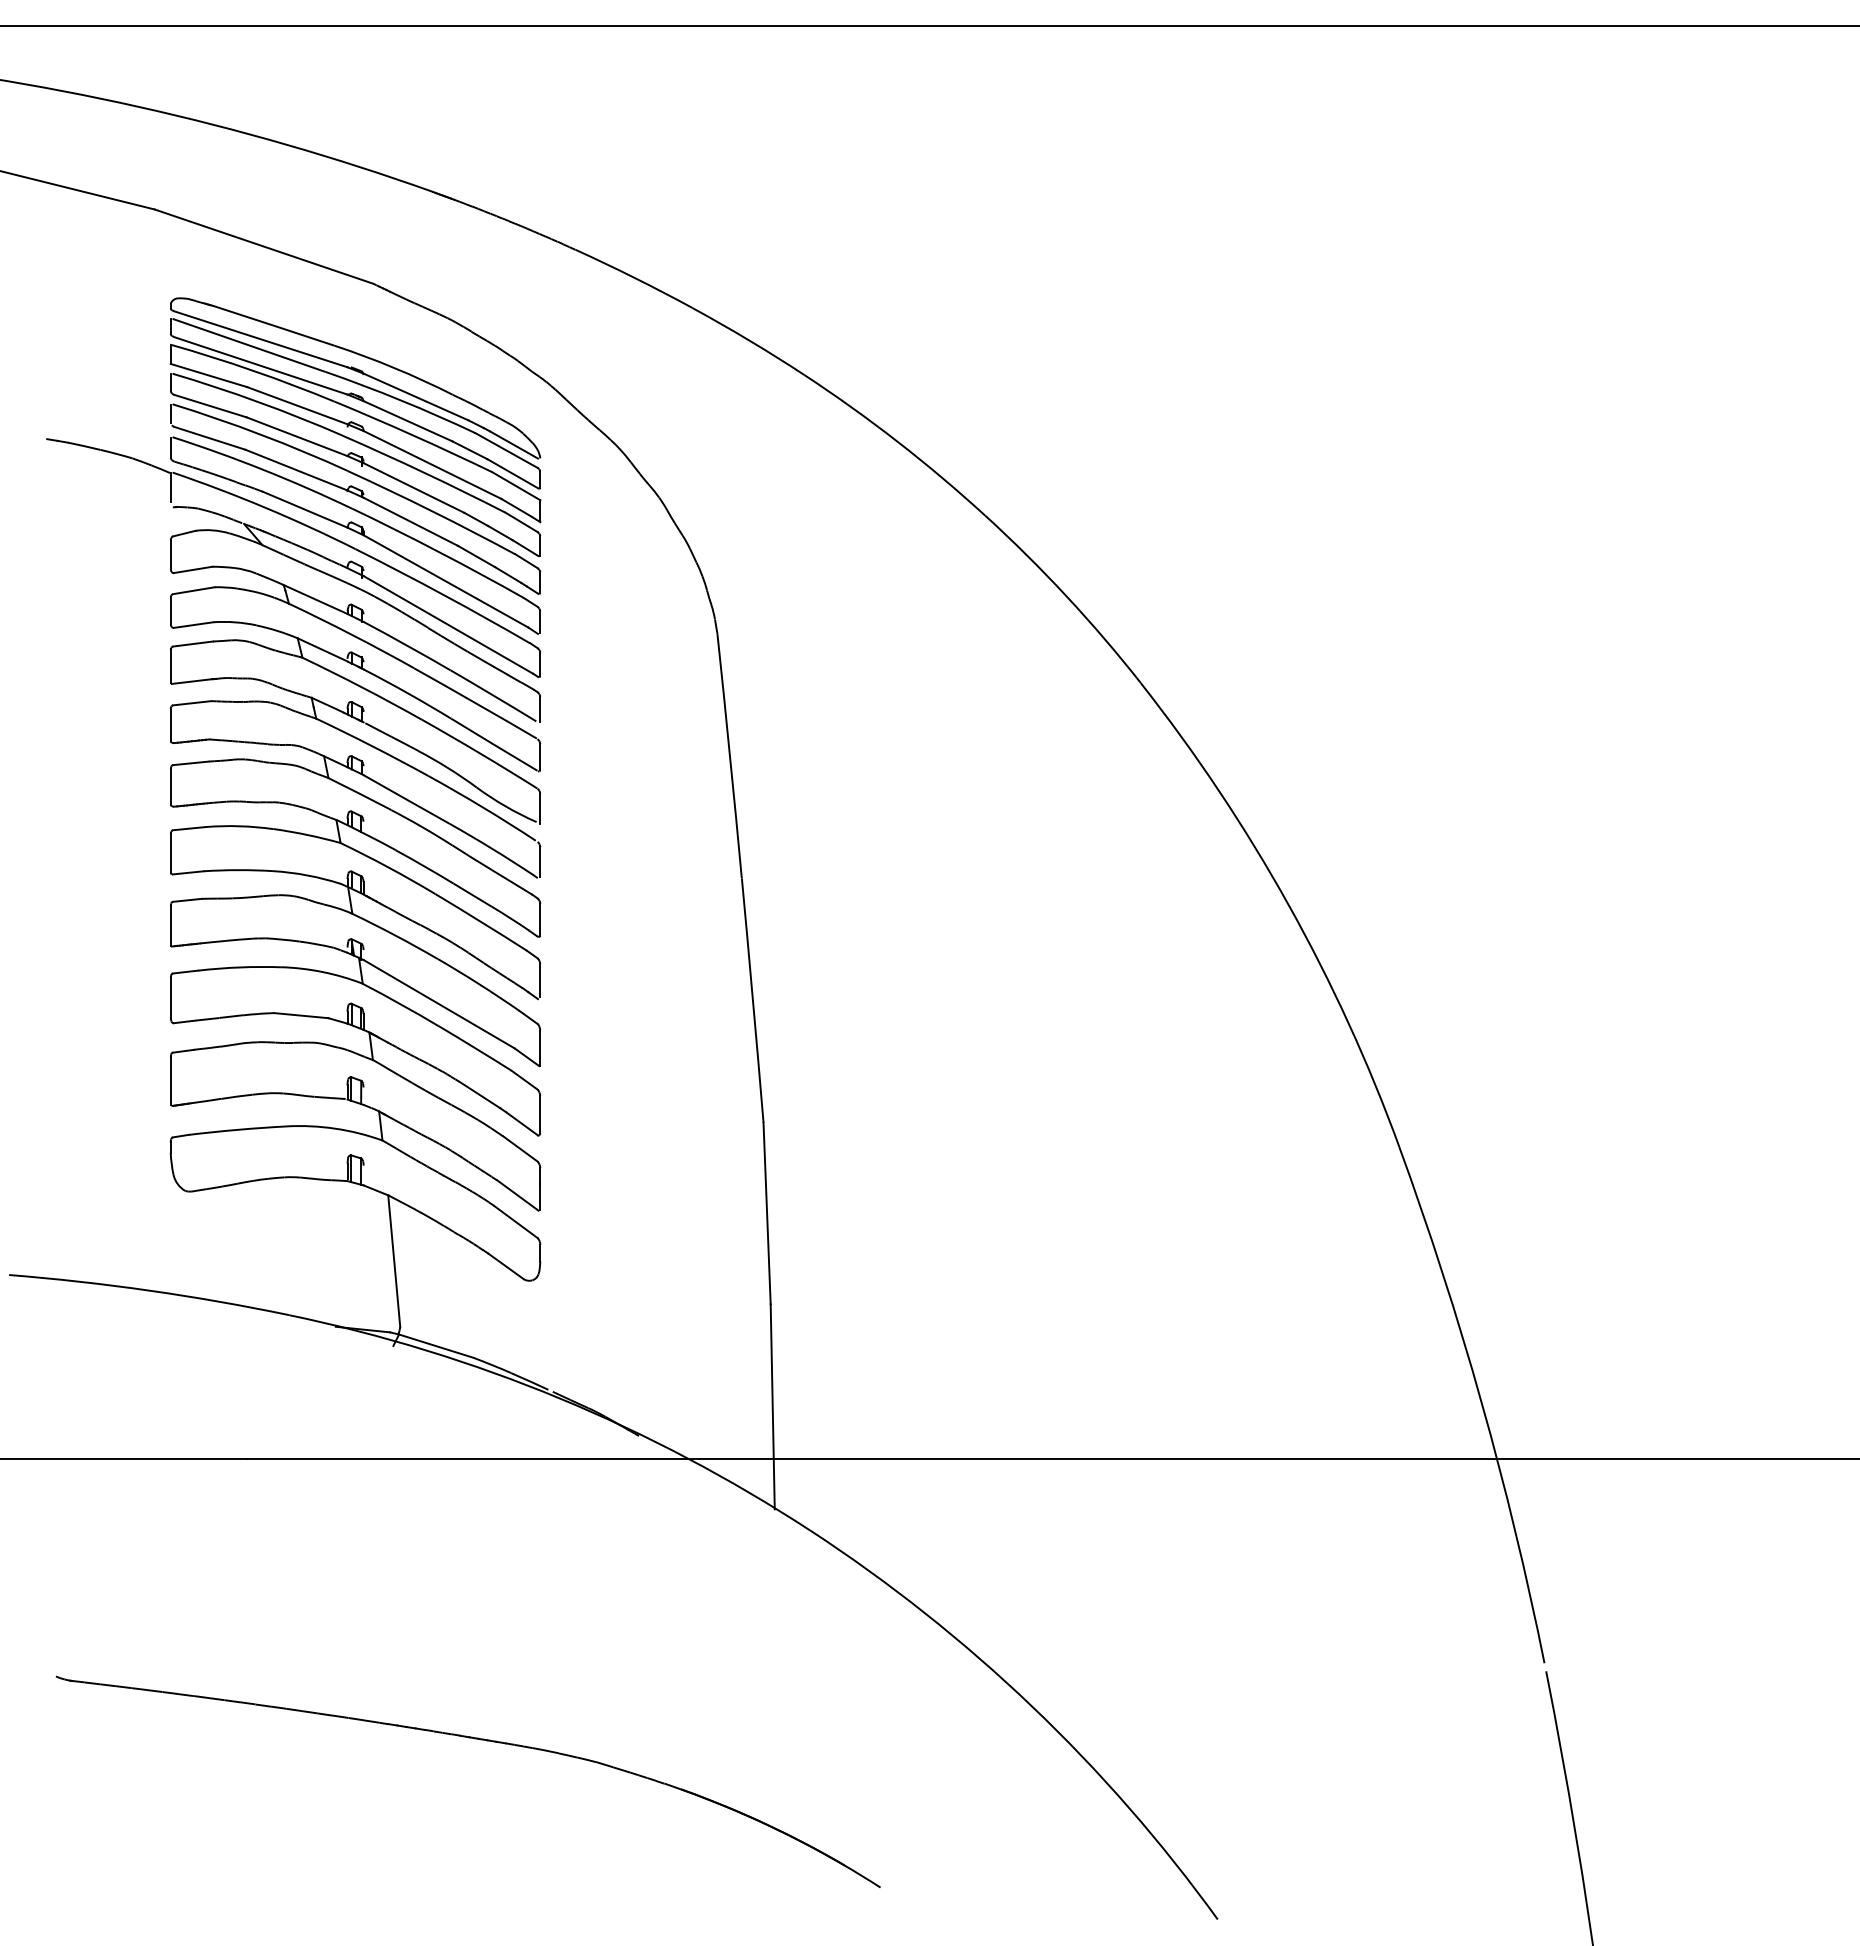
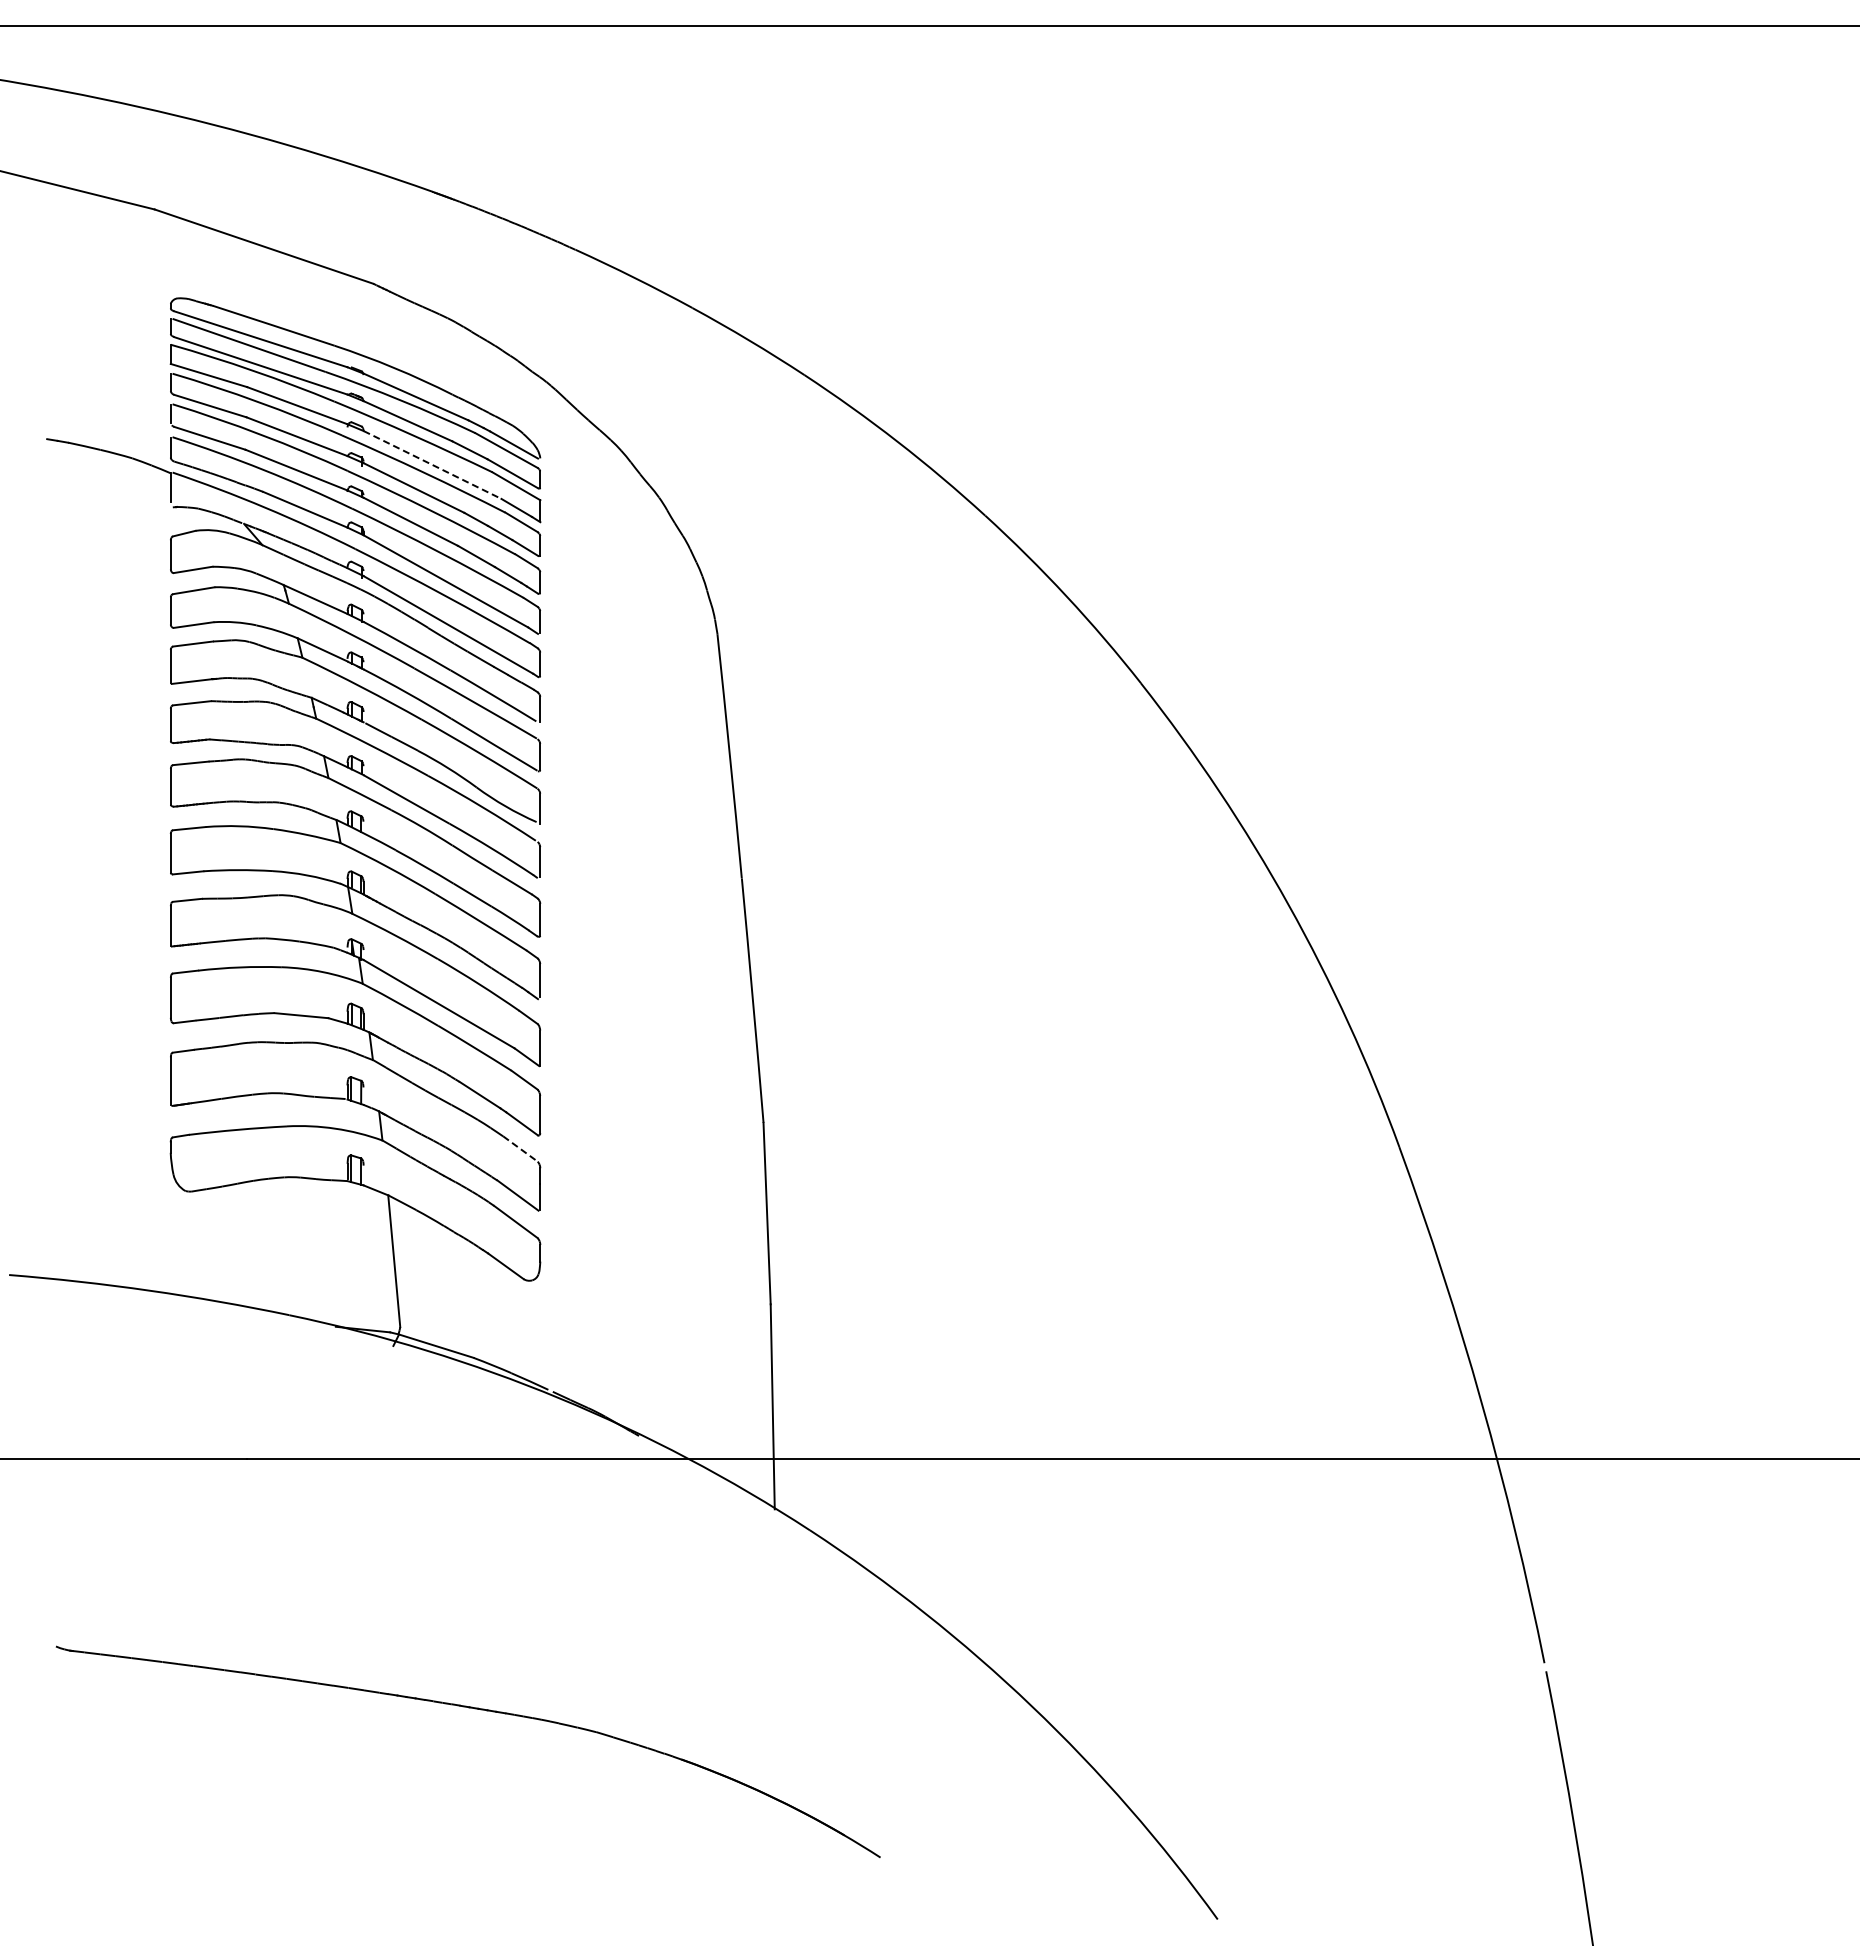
line: solid -> dashed (432, 464)
line: solid -> dashed (520, 1149)
part position: (474, 1739) -> (474, 1709) (474, 1709)
